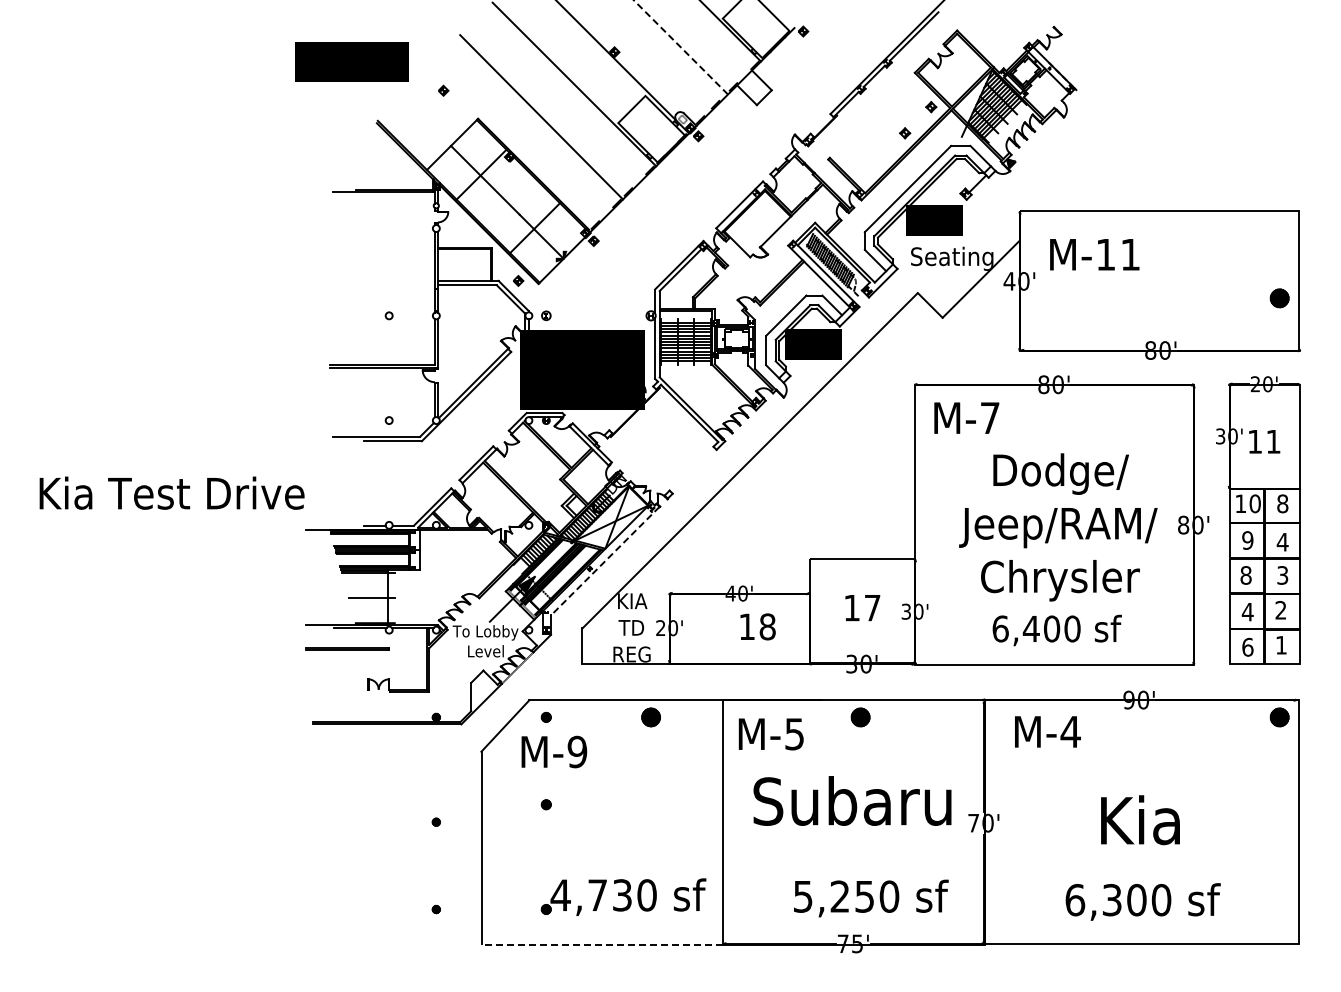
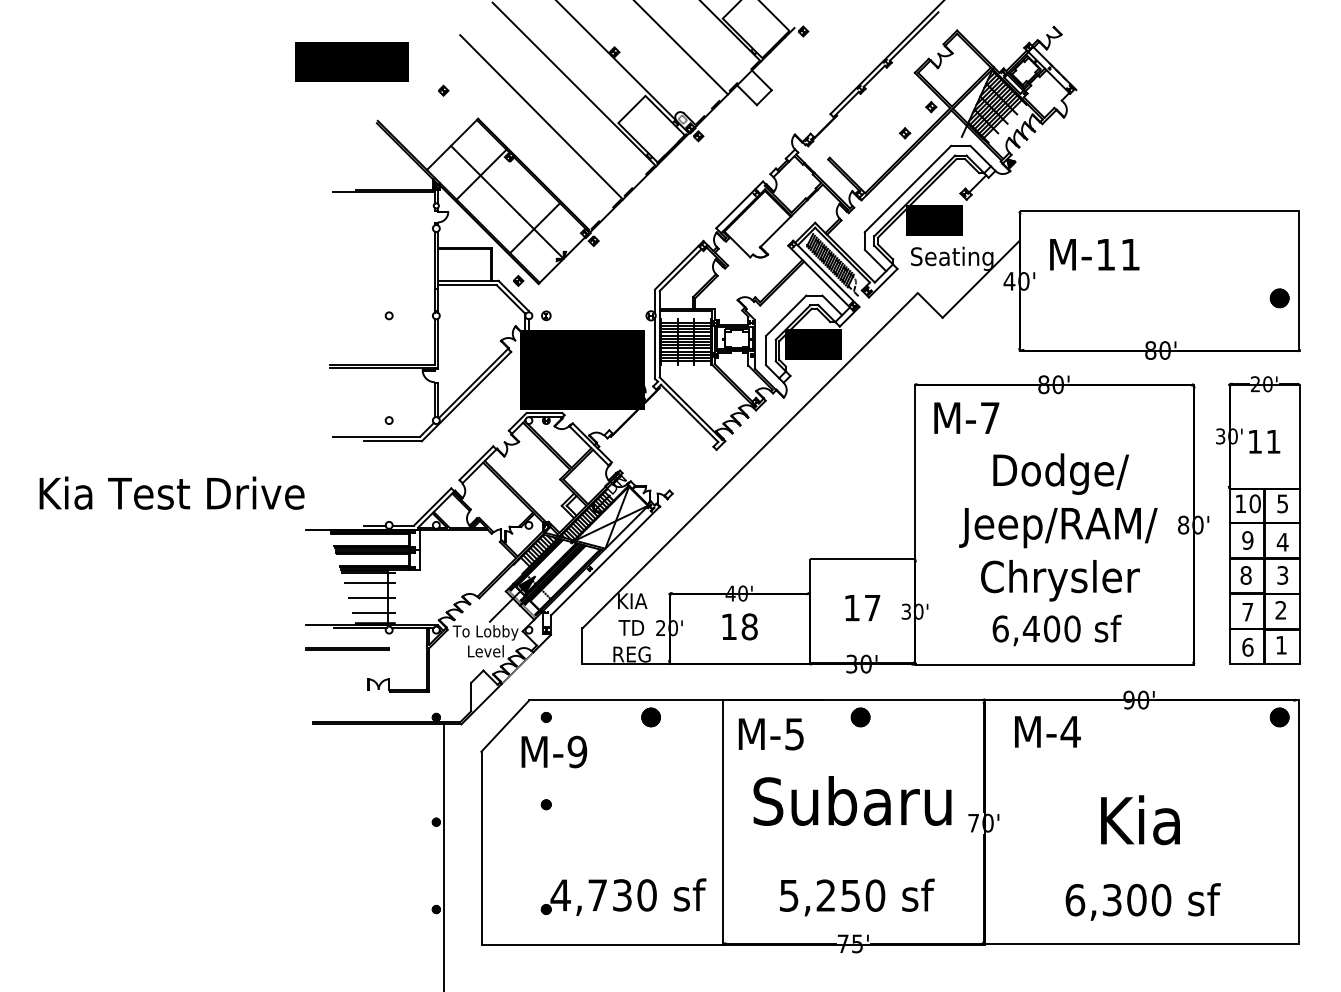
line: dashed -> solid (680, 47)
text: 8 -> 5 (1282, 503)
line: dashed -> solid (605, 561)
line: none -> present (369, 582)
line: none -> present (373, 612)
text: 4 -> 7 (1247, 612)
text position: (757, 626) -> (739, 626) (739, 626)
line: none -> present (444, 856)
text position: (871, 898) -> (857, 897) (857, 897)
line: dashed -> solid (602, 944)
